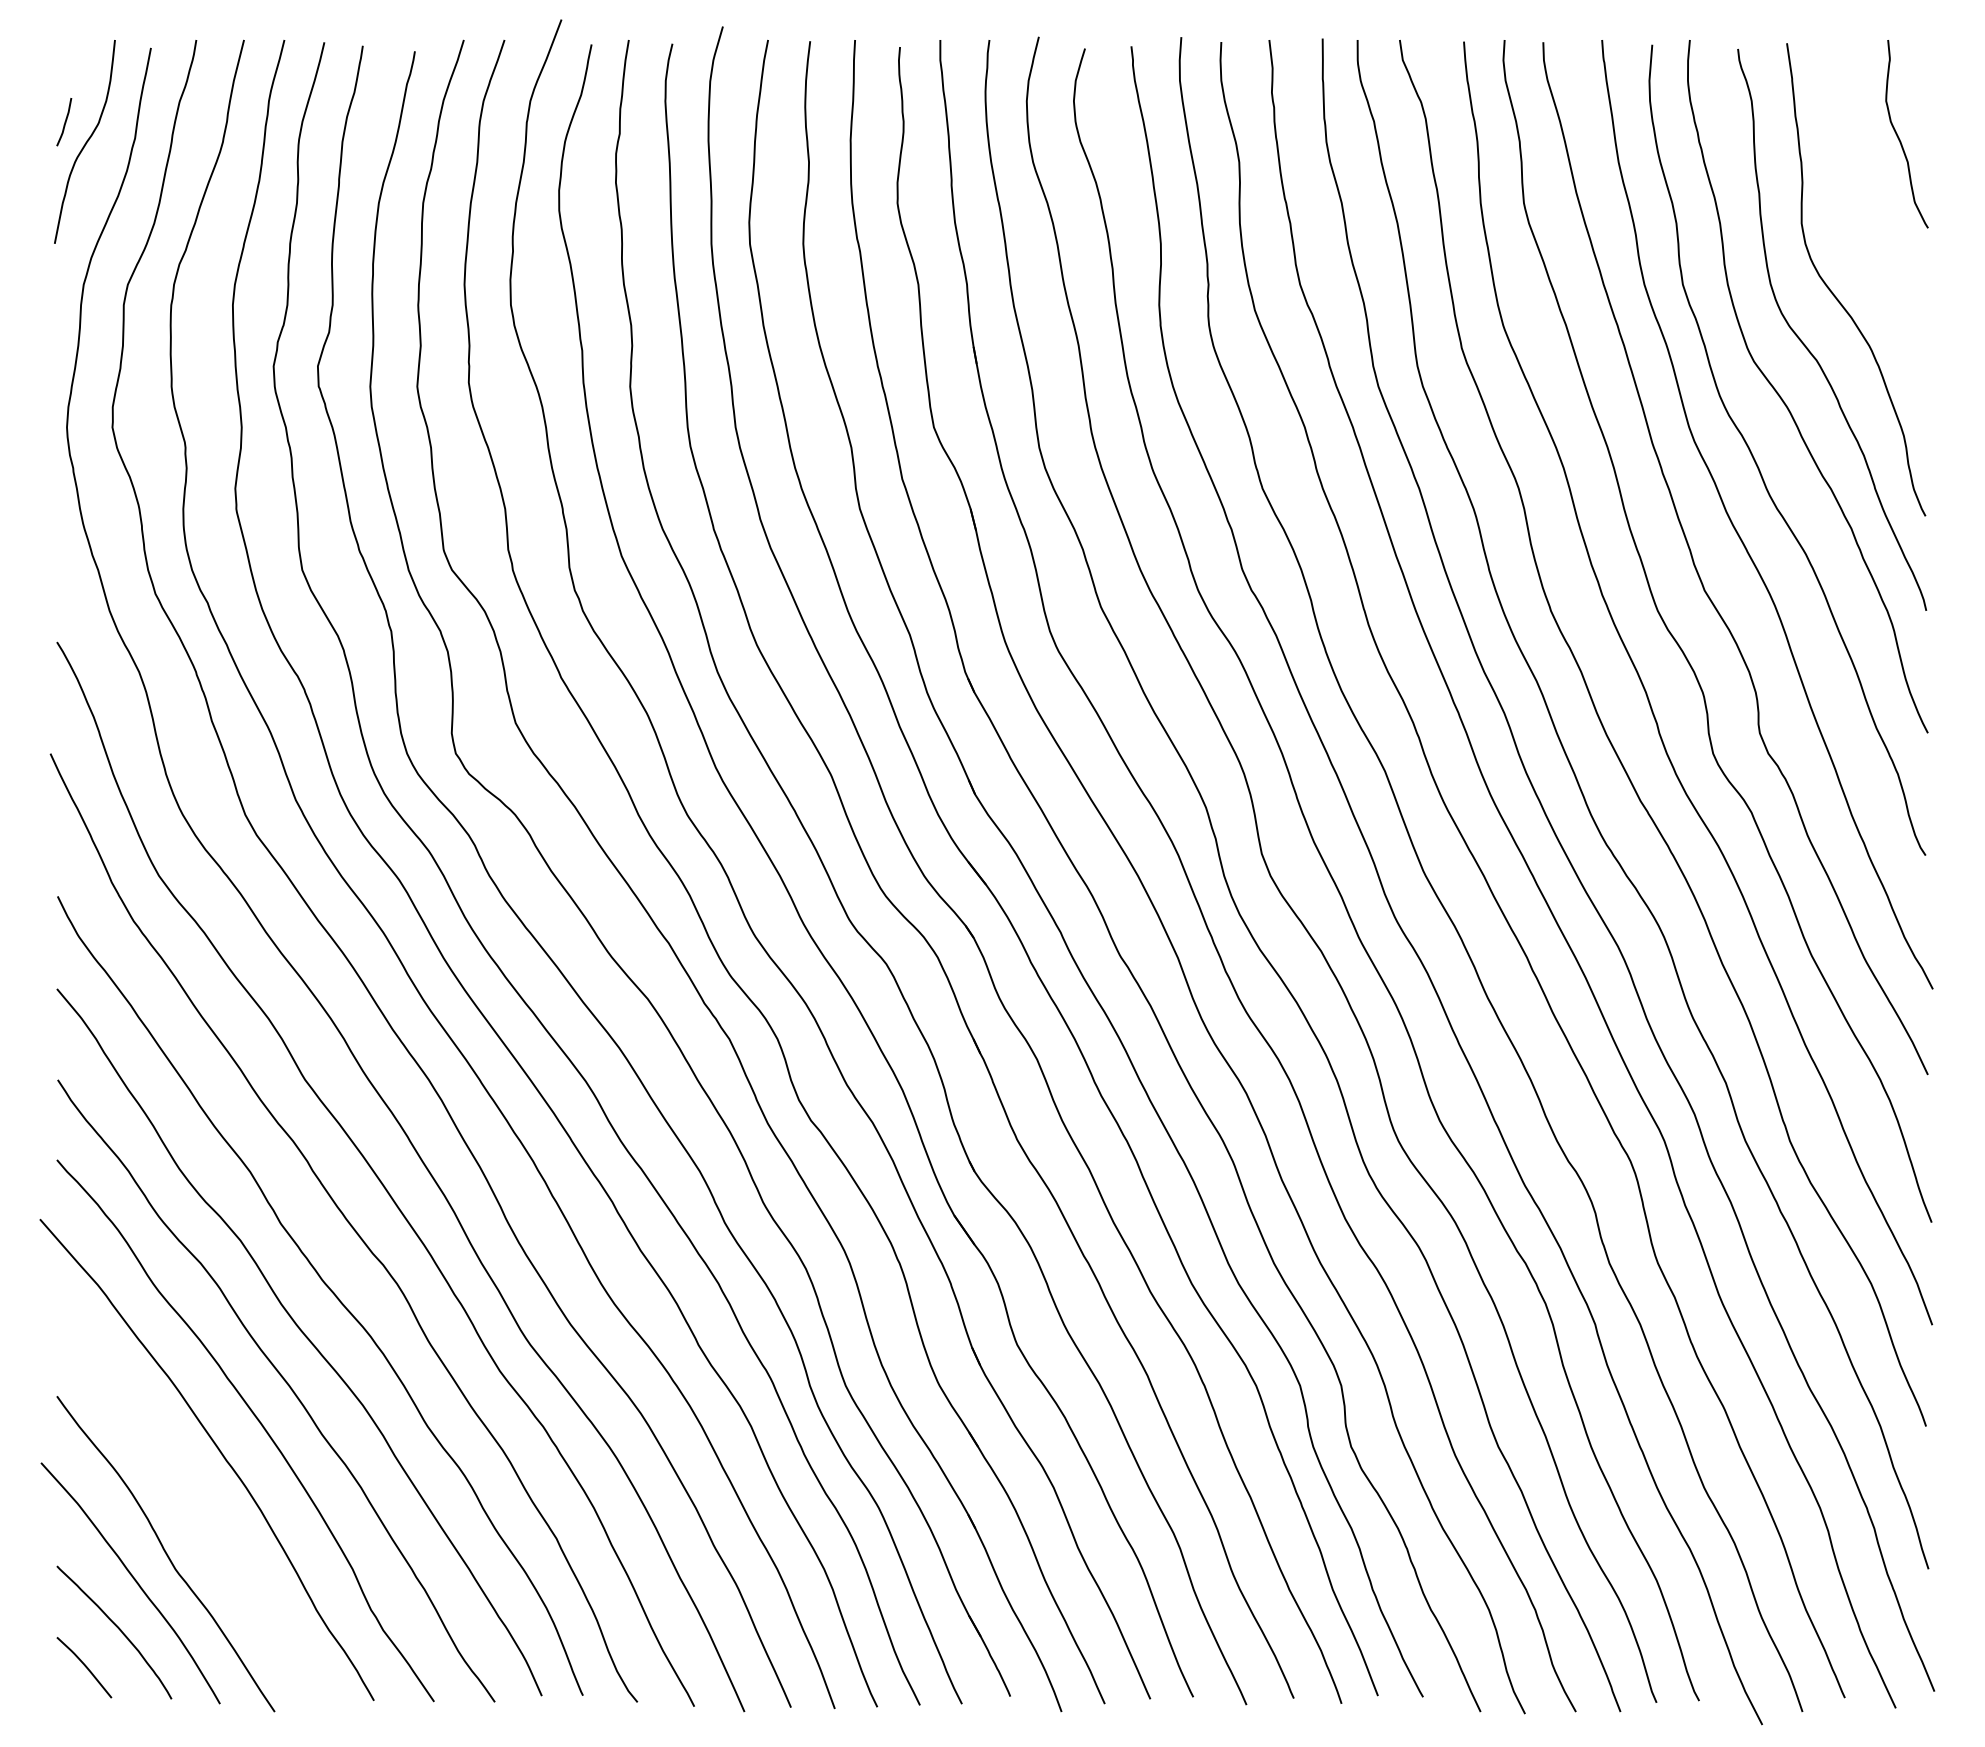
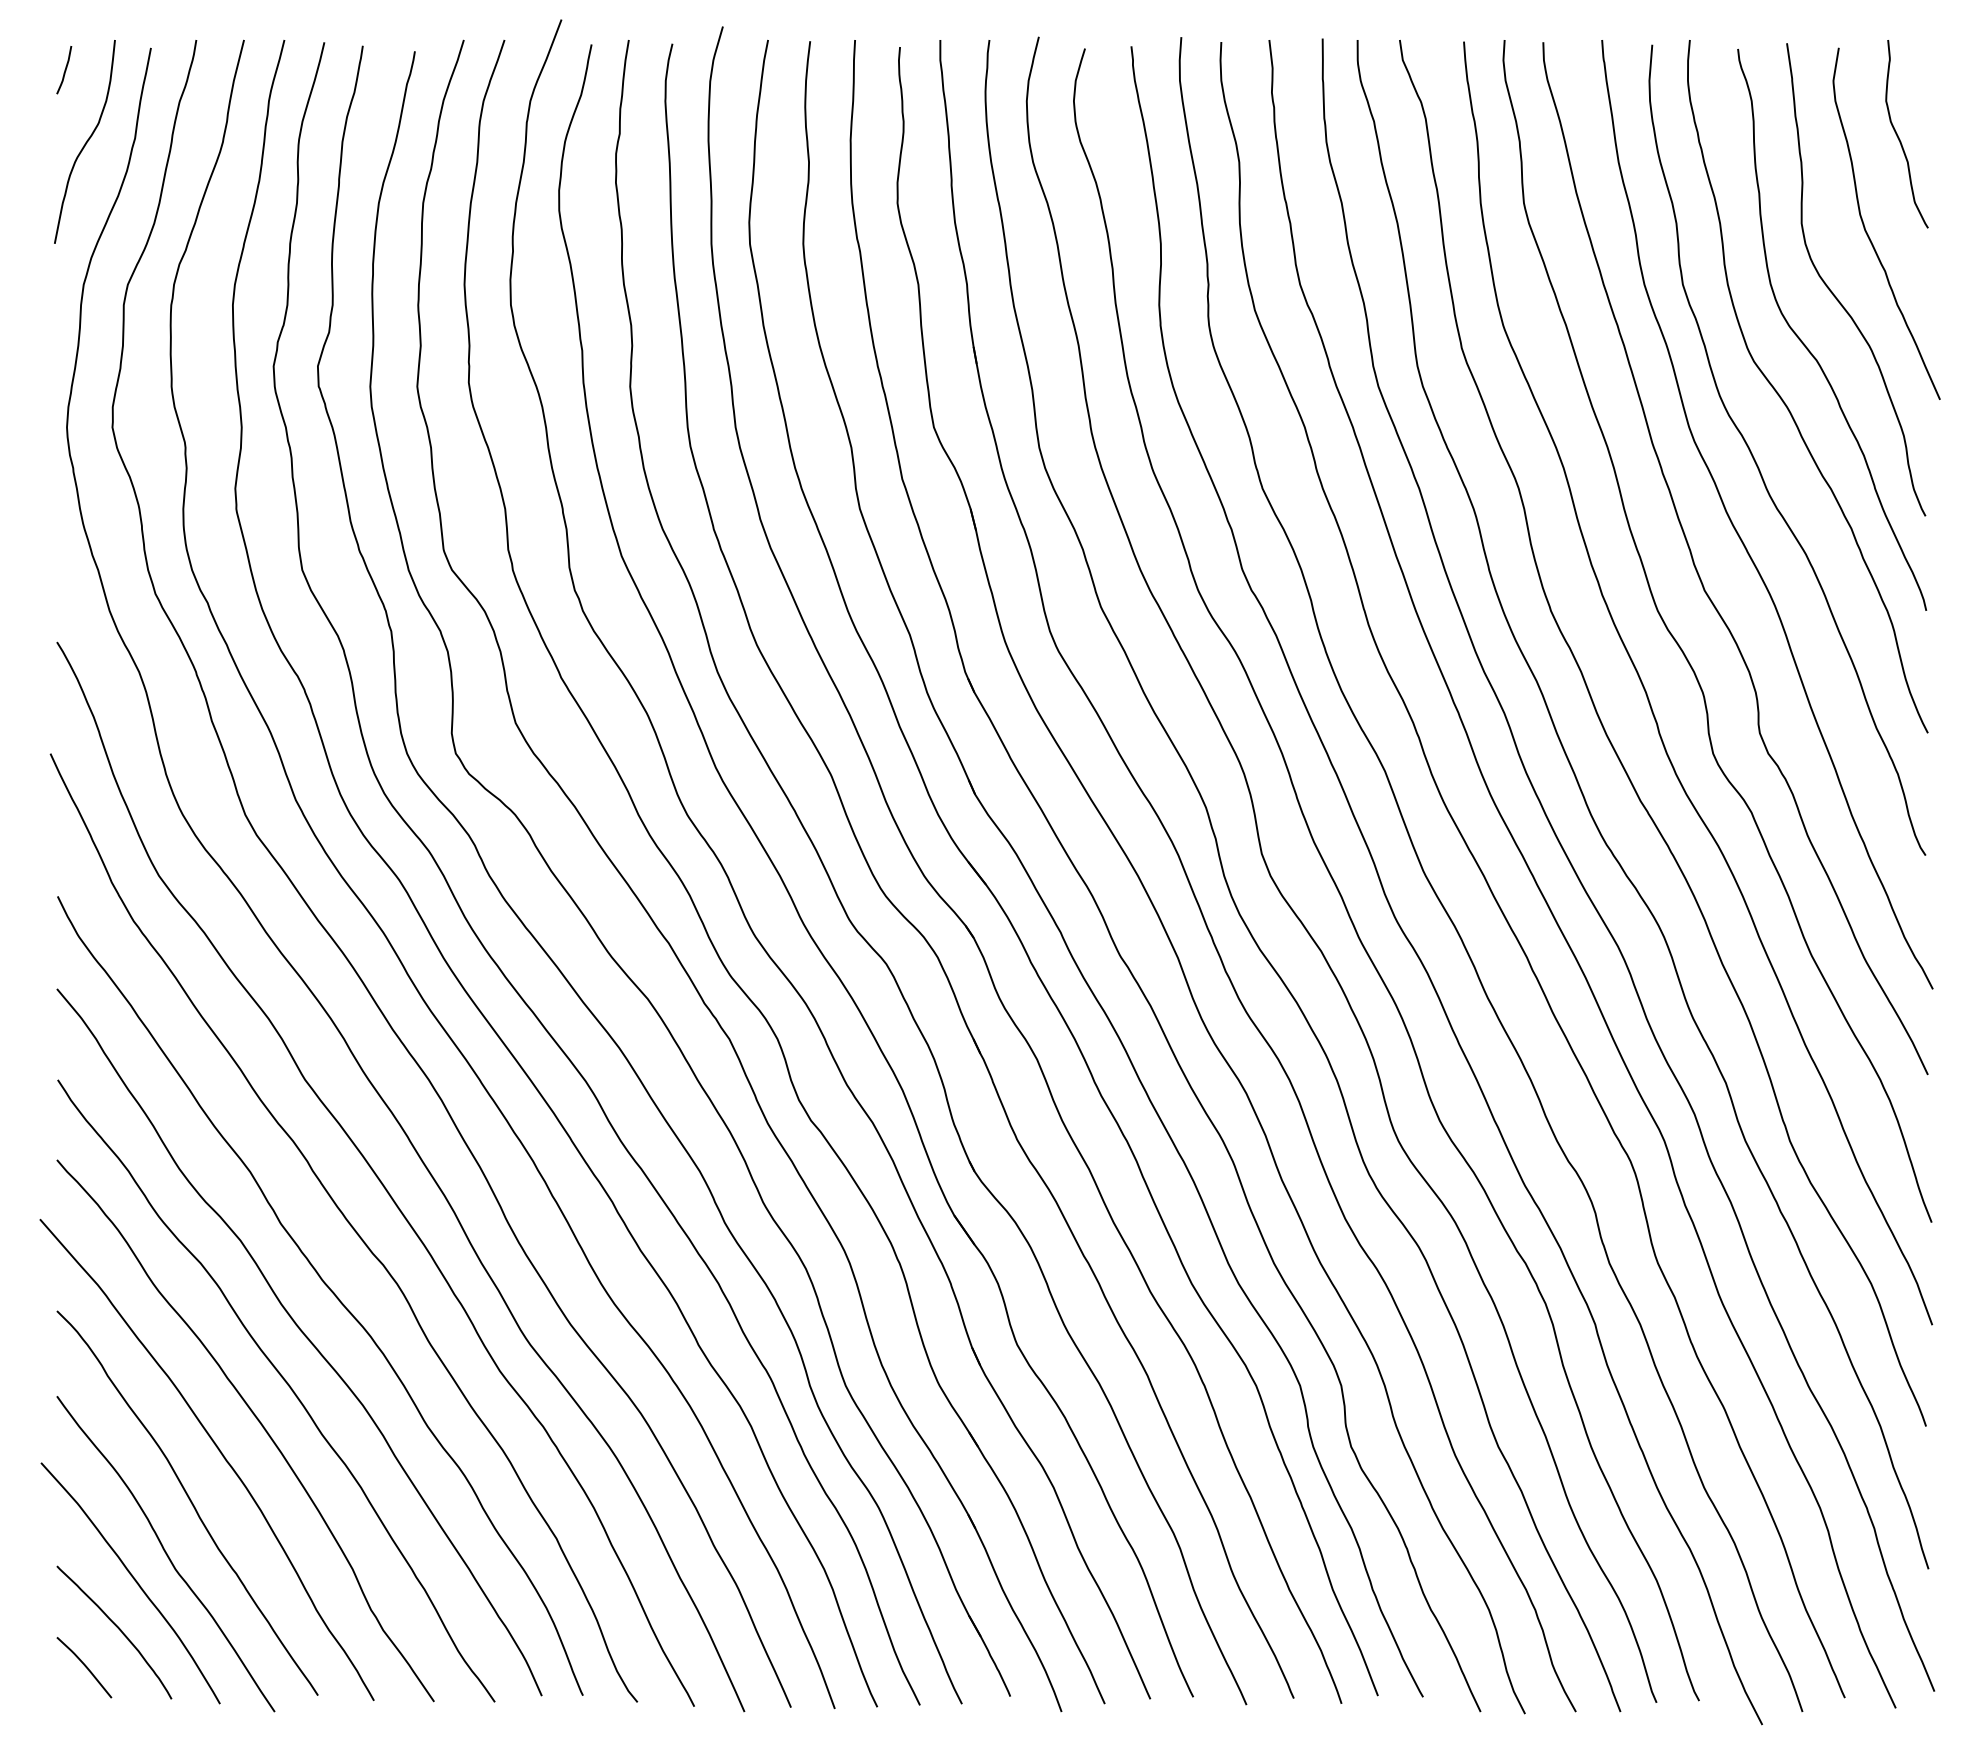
curve position: (64, 122) -> (64, 70) (64, 70)
curve: none -> present (1867, 232)
curve: none -> present (189, 1500)
